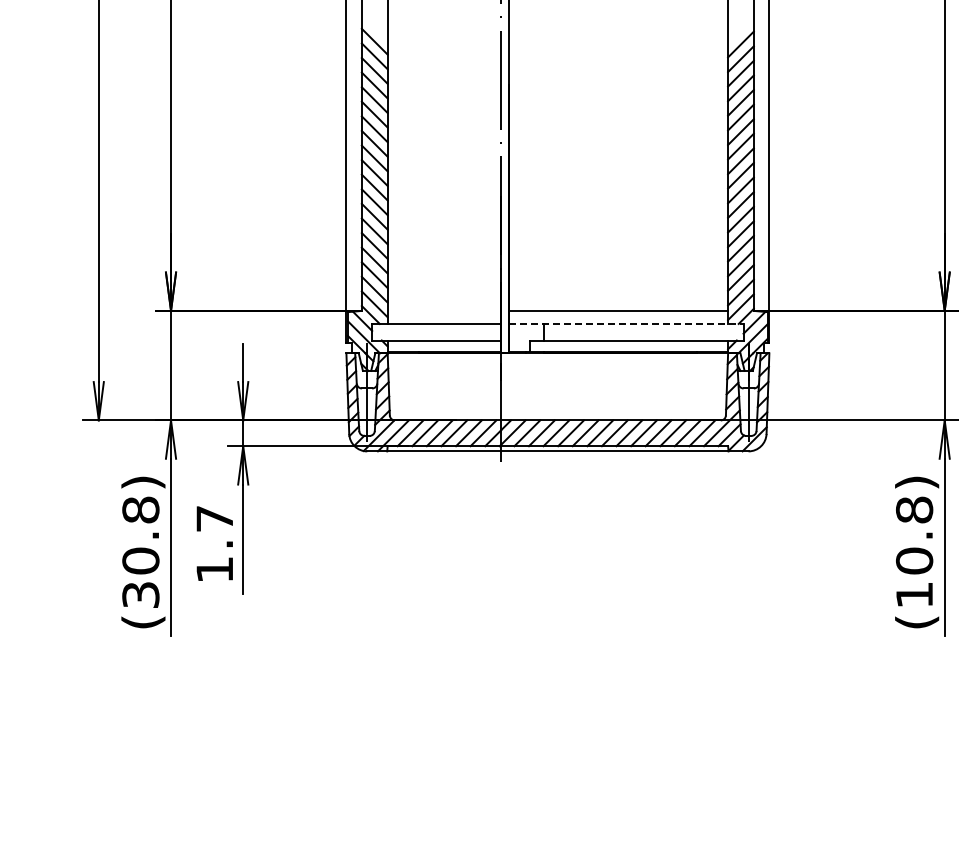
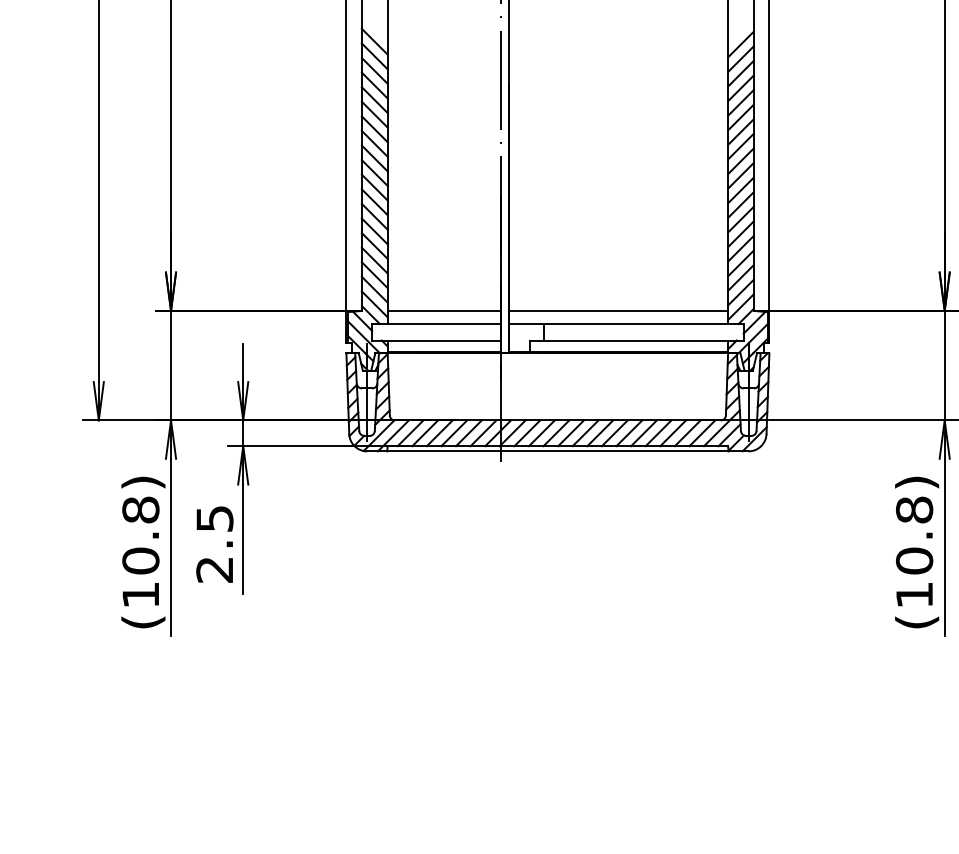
line: none -> present (444, 311)
line: dashed -> solid (626, 324)
text: 1.7 -> 2.5 (214, 544)
text: (30.8) -> (10.8) (140, 594)
